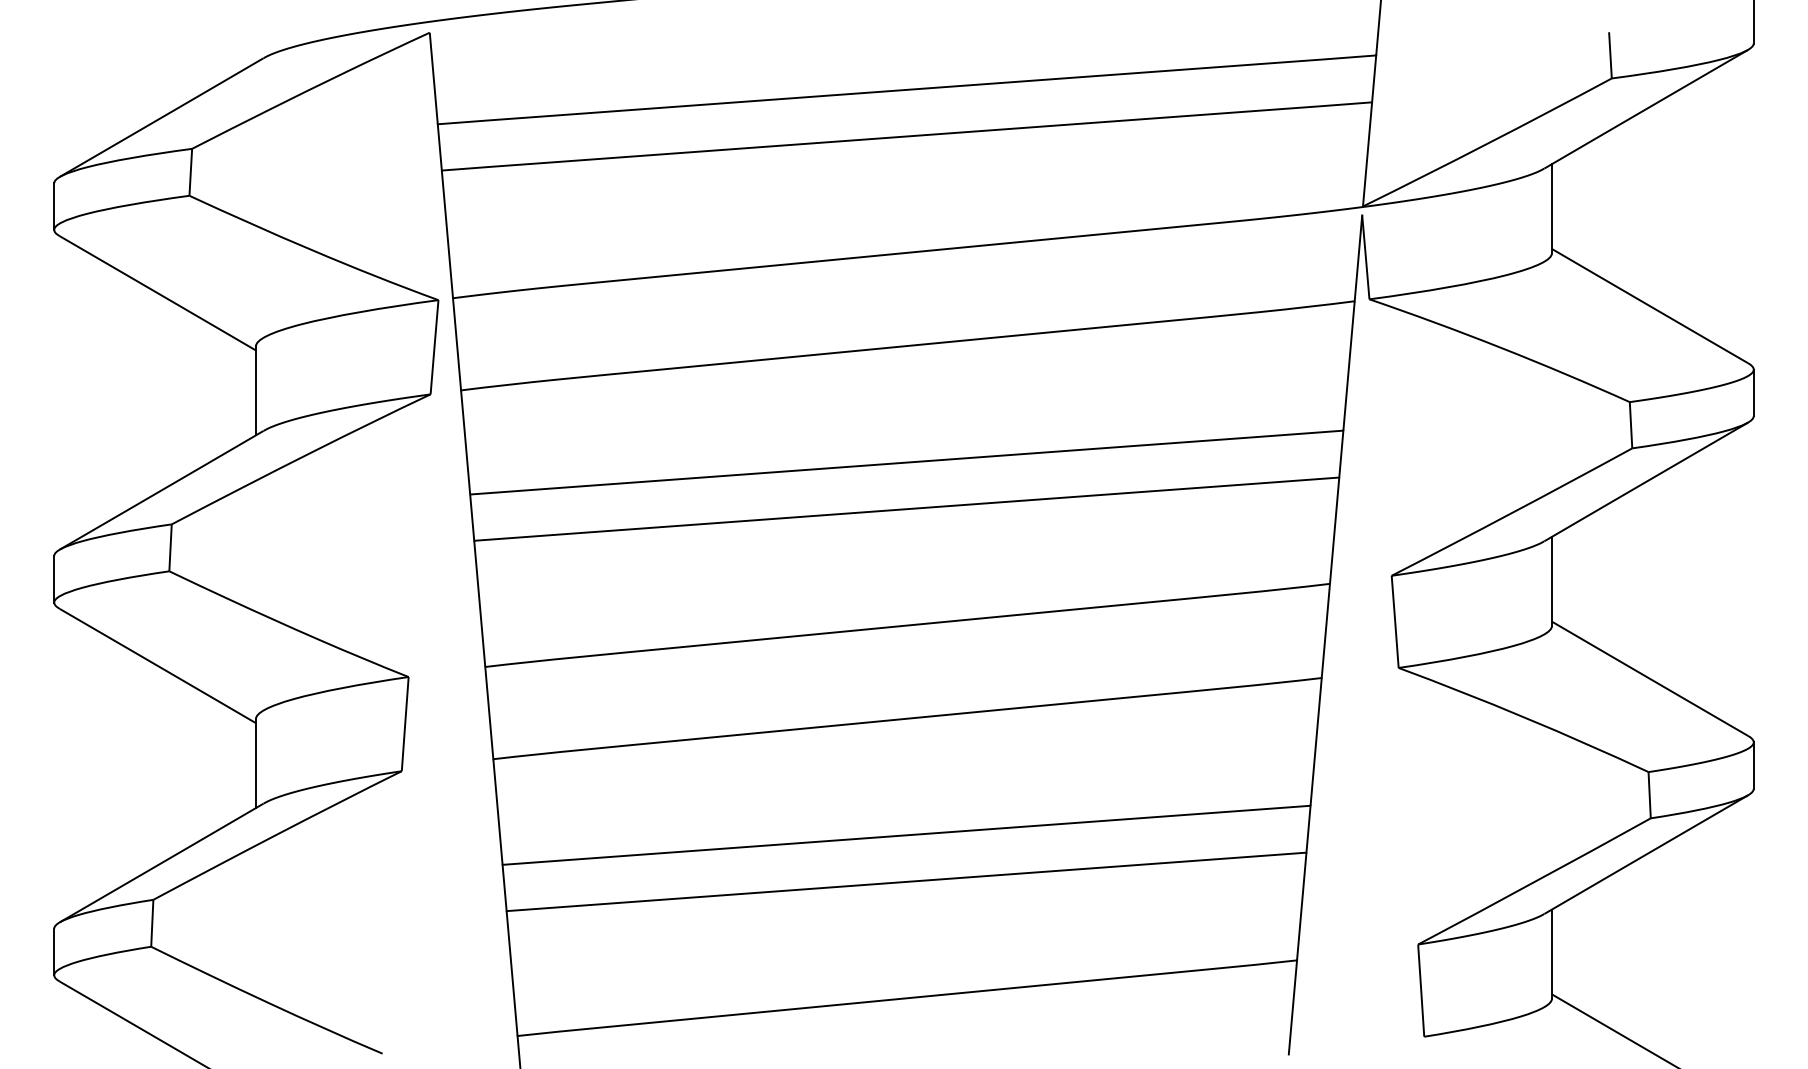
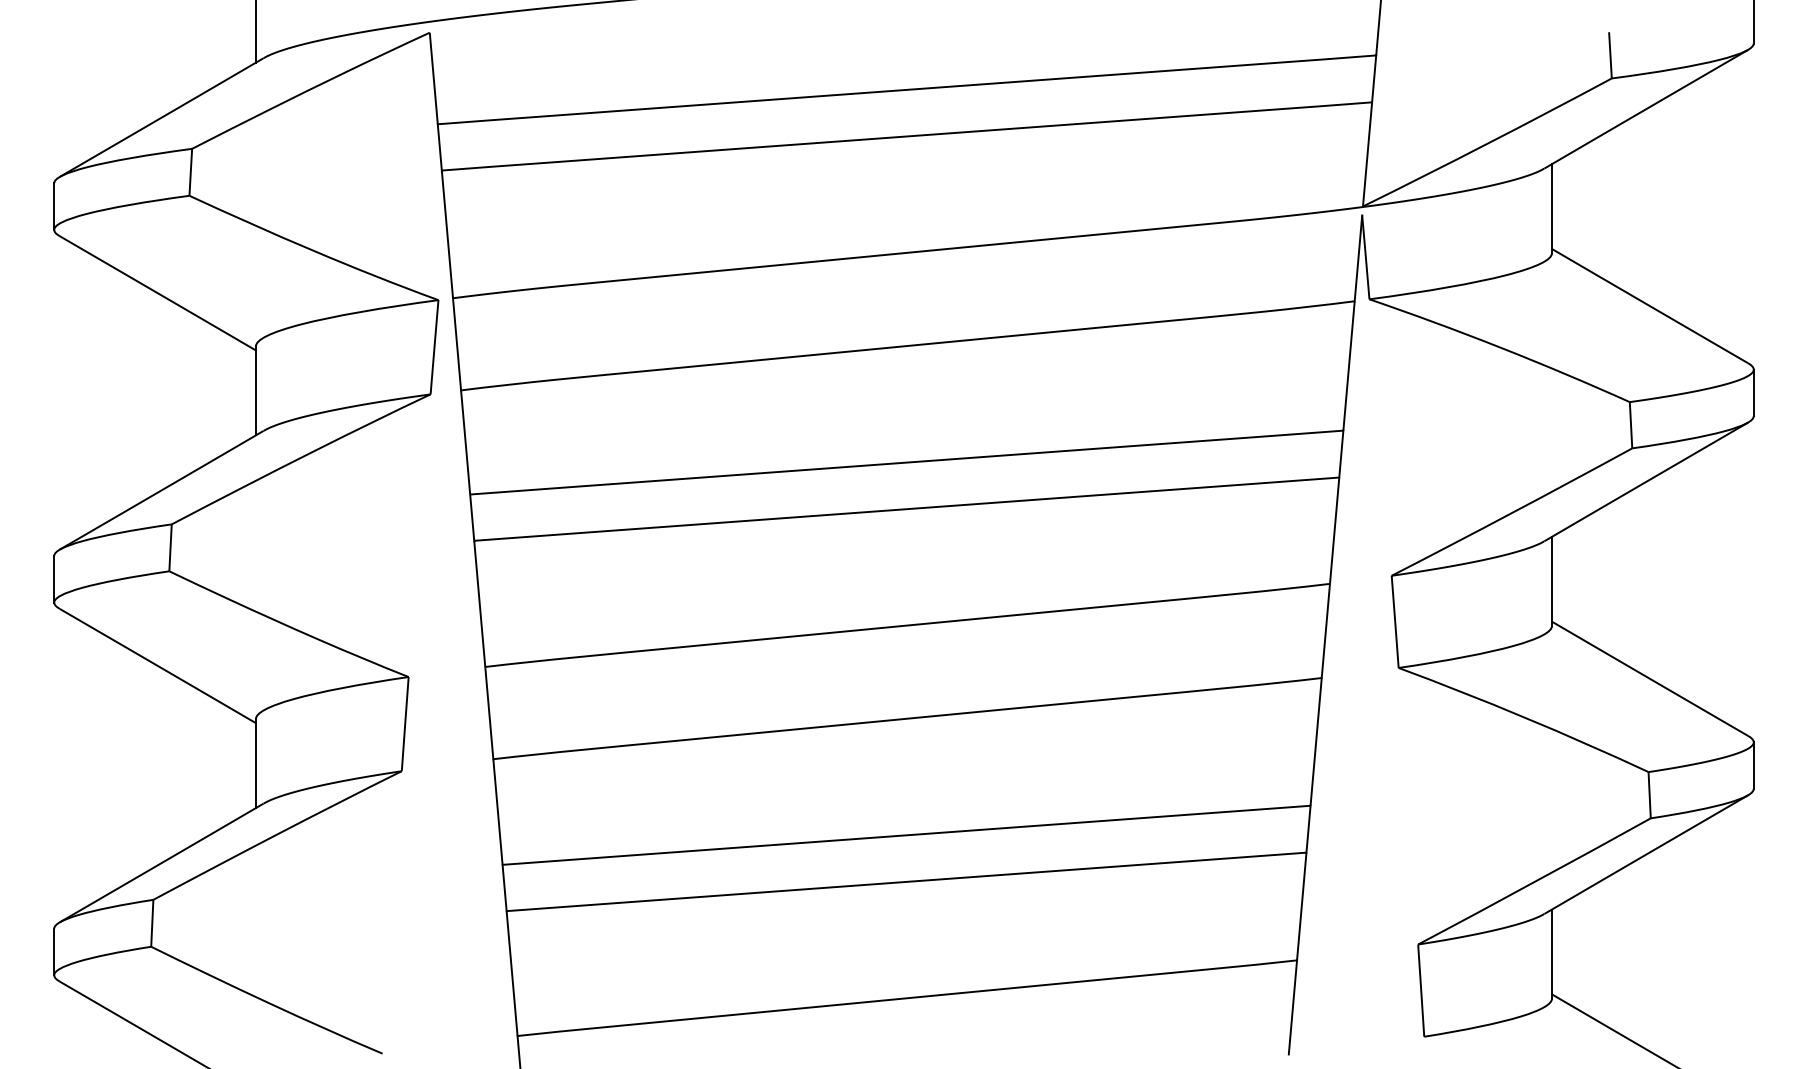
line: none -> present (255, 32)
